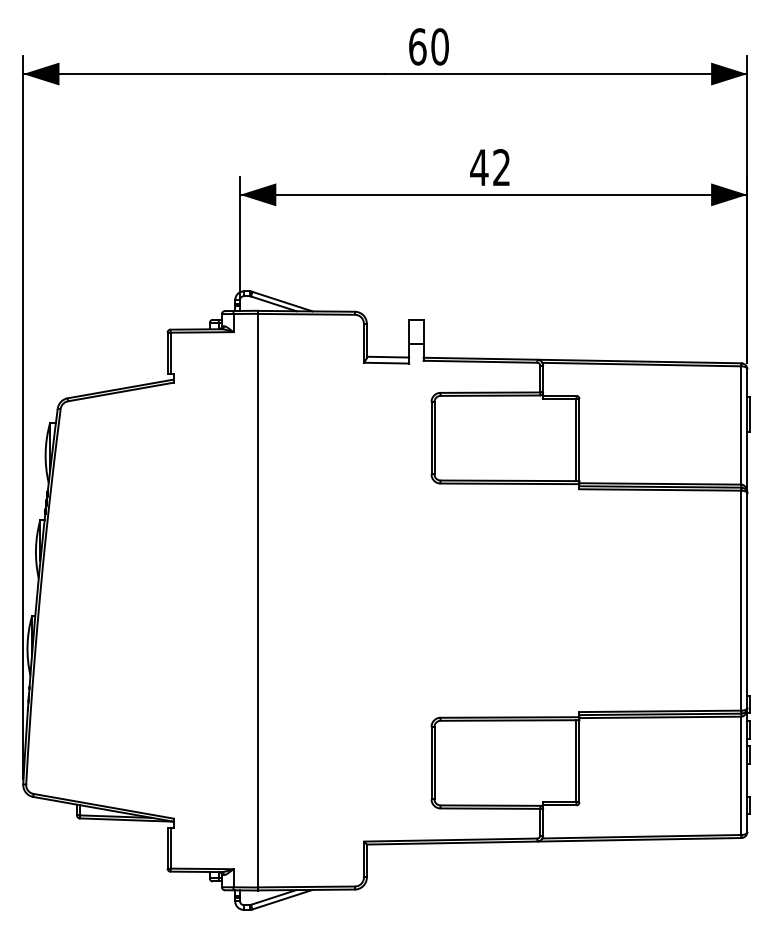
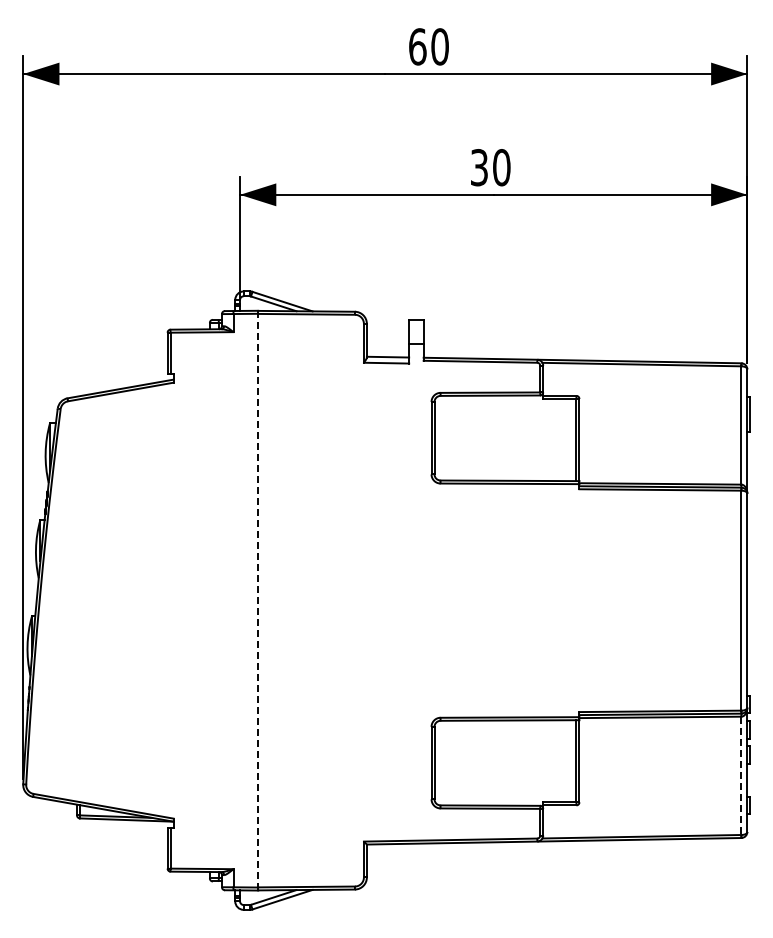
text: 42 -> 30 (490, 167)
line: solid -> dashed (258, 600)
line: solid -> dashed (741, 776)
